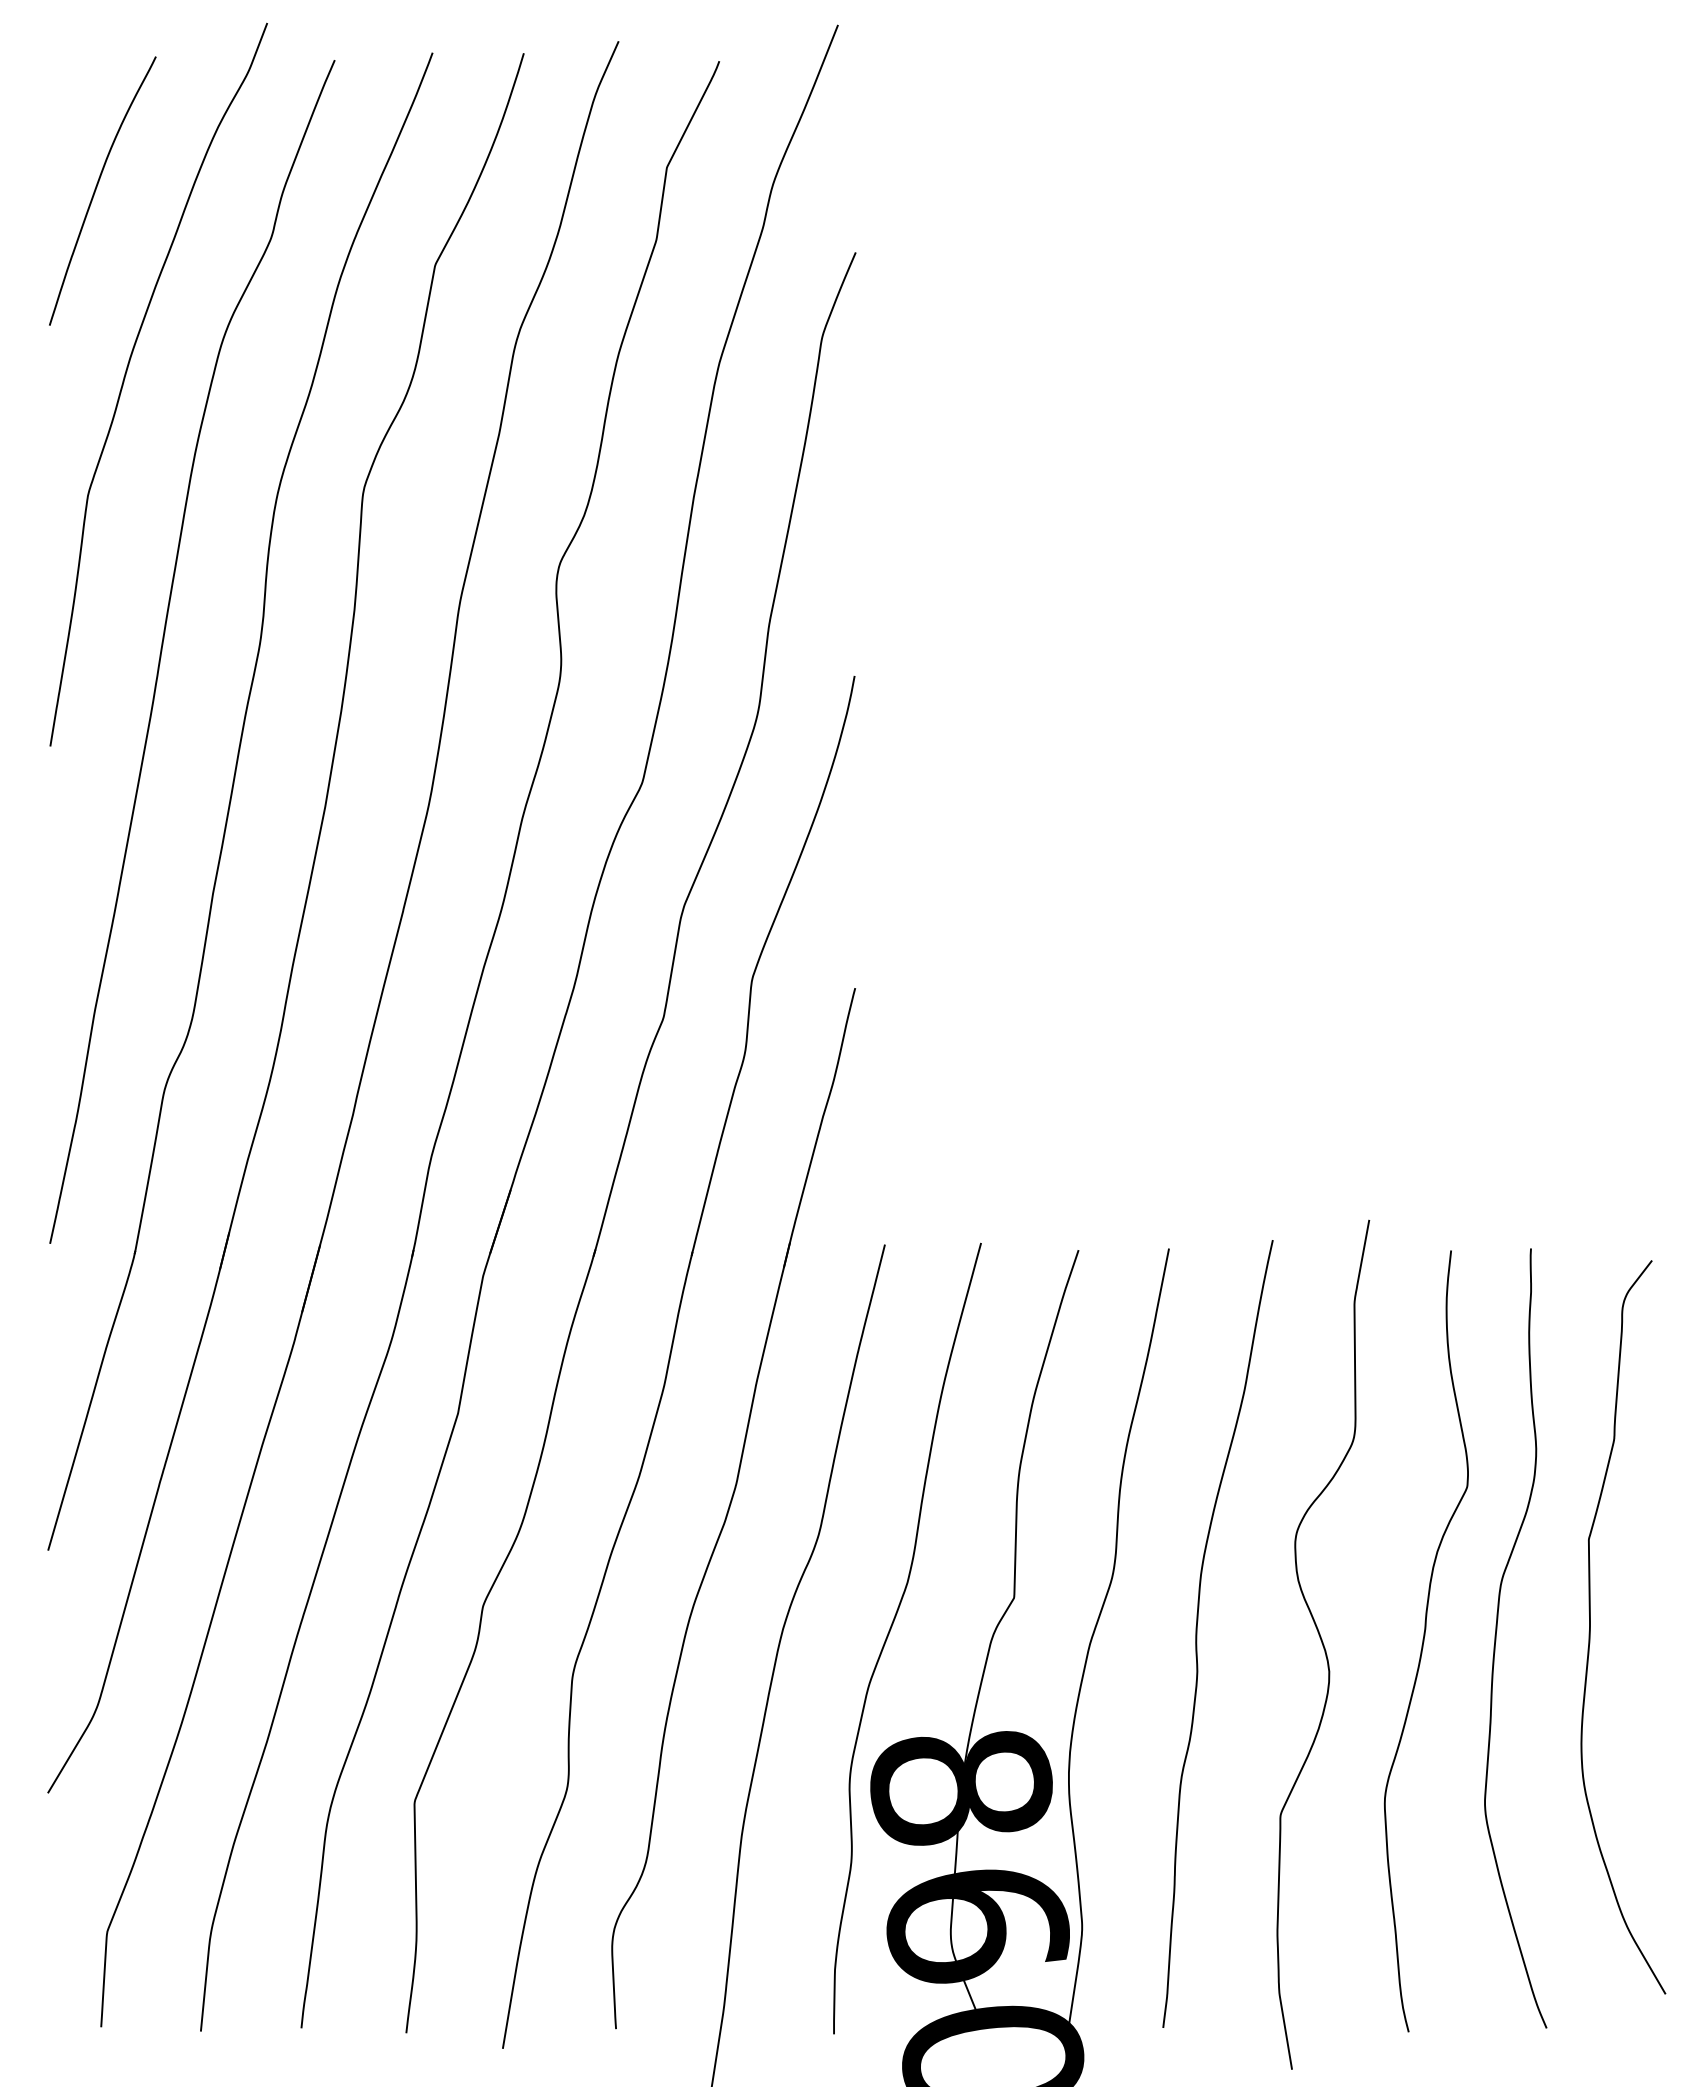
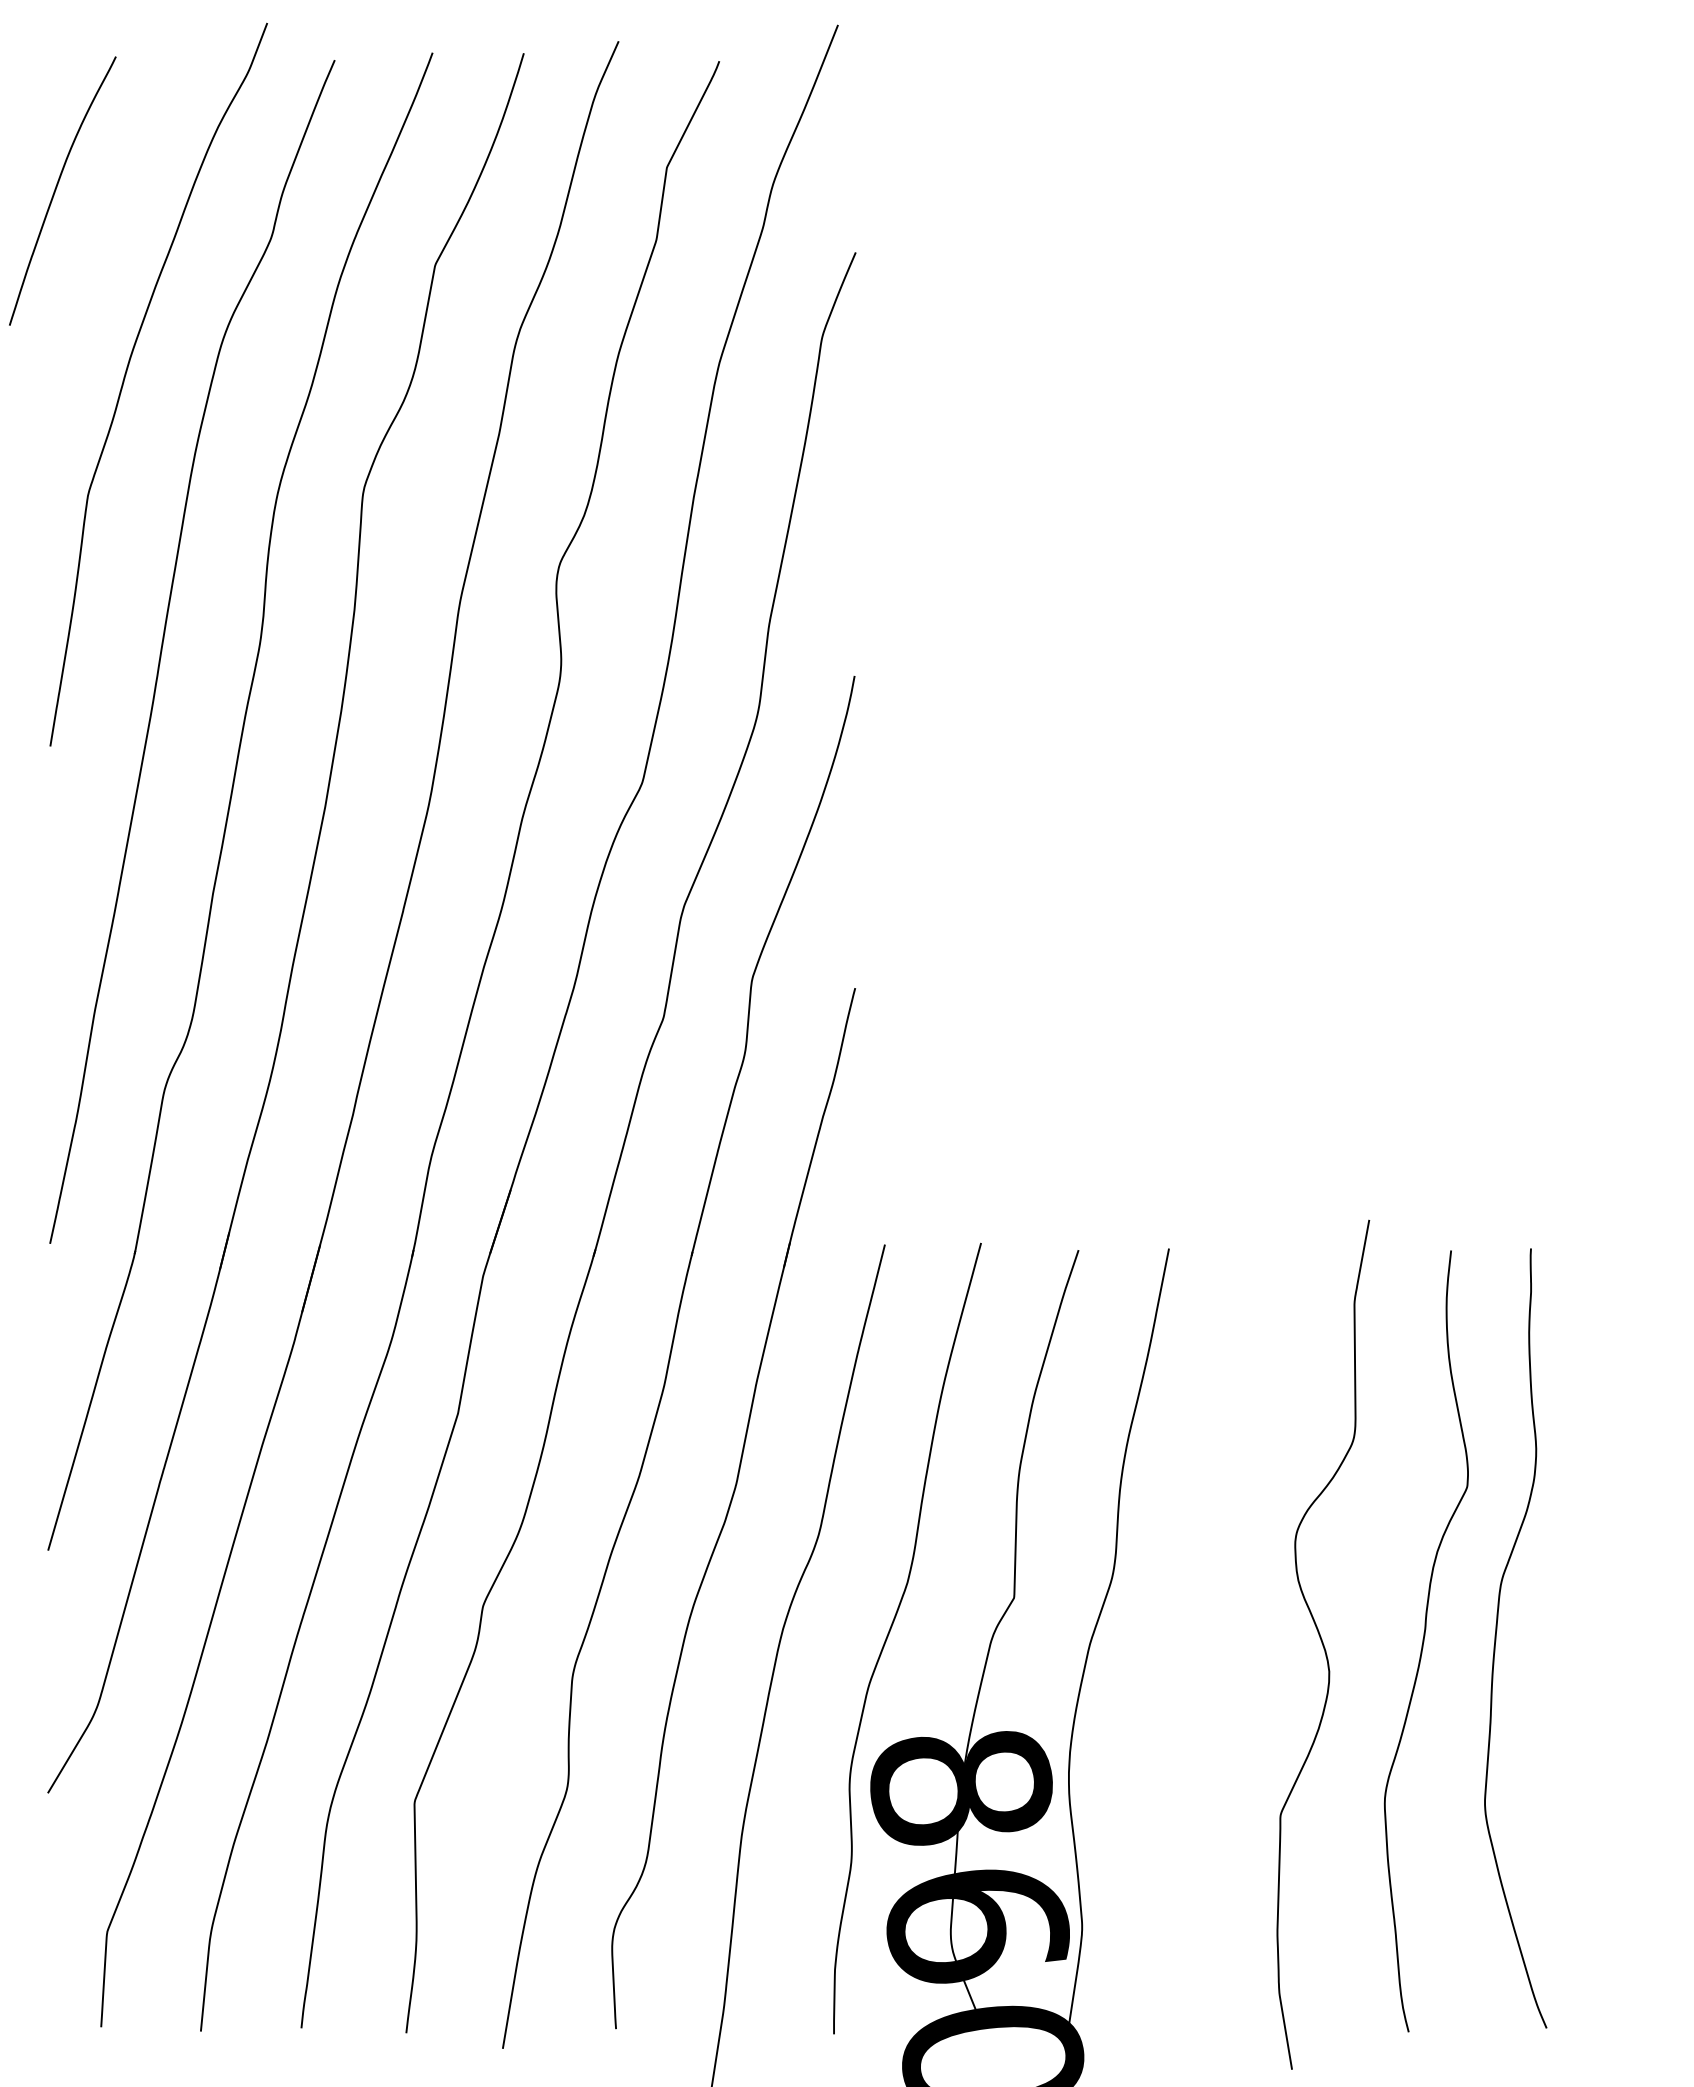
curve position: (97, 187) -> (57, 187) (57, 187)
curve: present -> none (1590, 1627)
curve: present -> none (1197, 1633)
